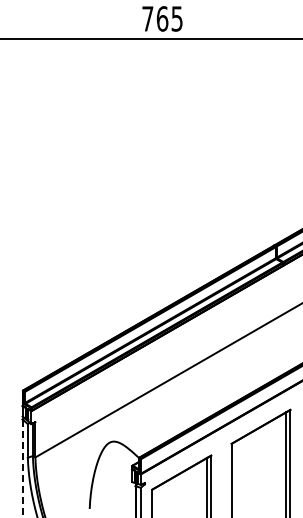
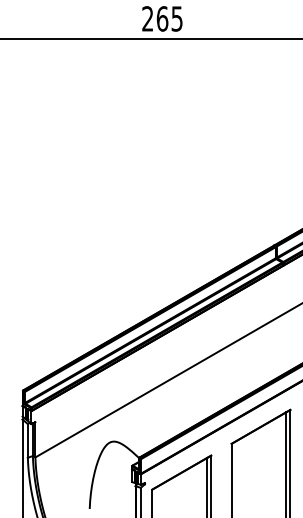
text: 765 -> 265 (147, 18)
line: dashed -> solid (22, 468)
